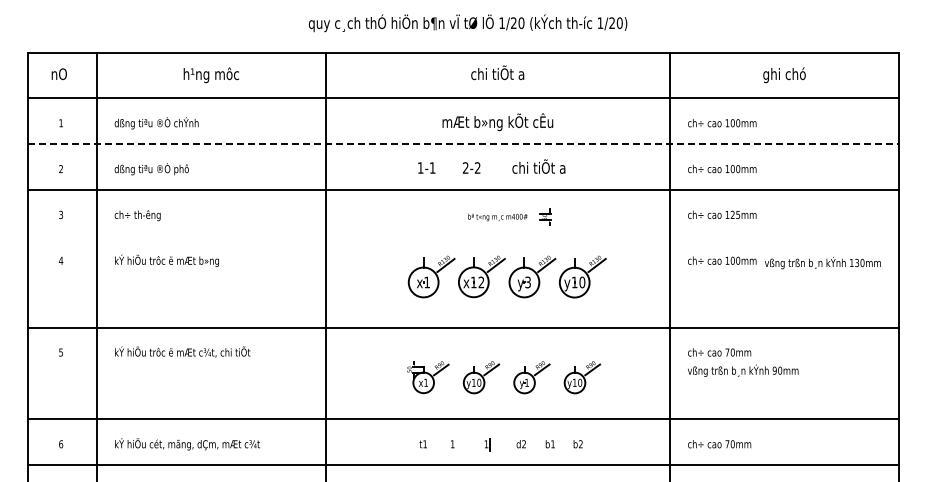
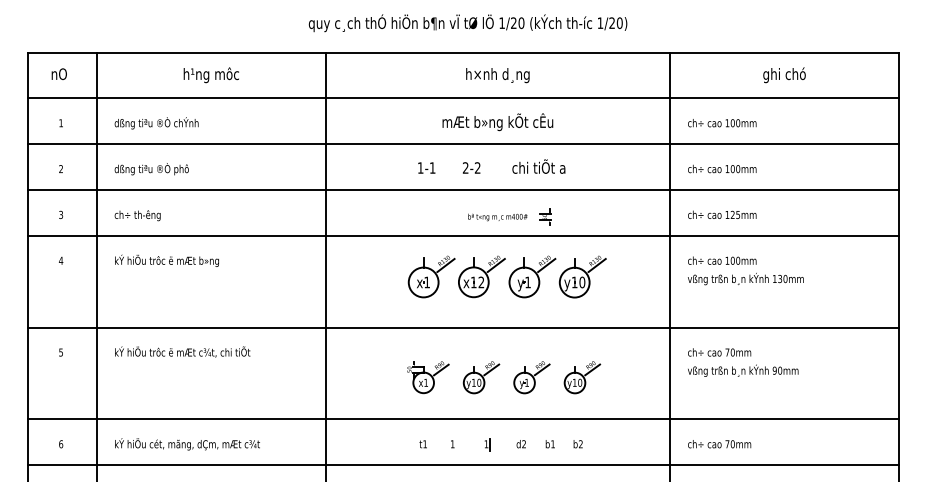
text: chi tiÕt a -> h×nh d¸ng (497, 74)
line: dashed -> solid (463, 144)
line: none -> present (463, 236)
text position: (822, 263) -> (745, 279) (745, 279)
text: y3 -> y1 (527, 282)
